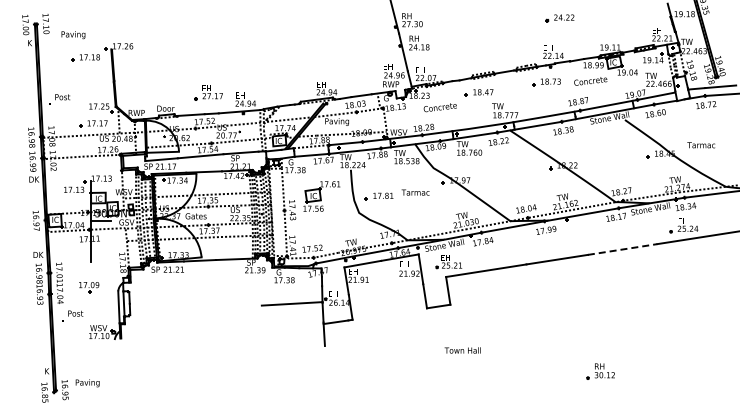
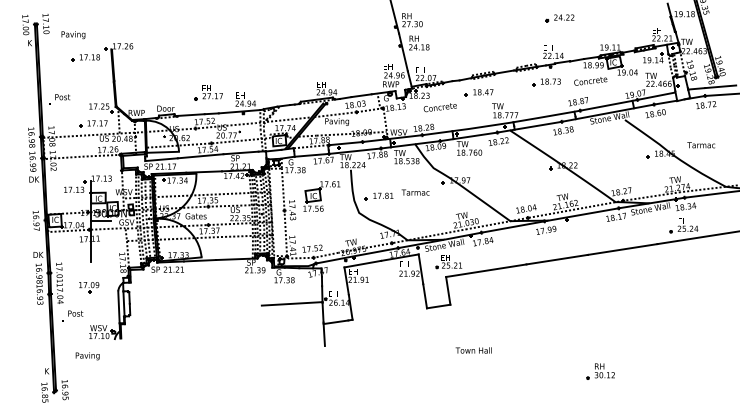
line: dashed -> solid (623, 249)
text position: (462, 350) -> (473, 350) (473, 350)
text position: (87, 383) -> (87, 356) (87, 356)
